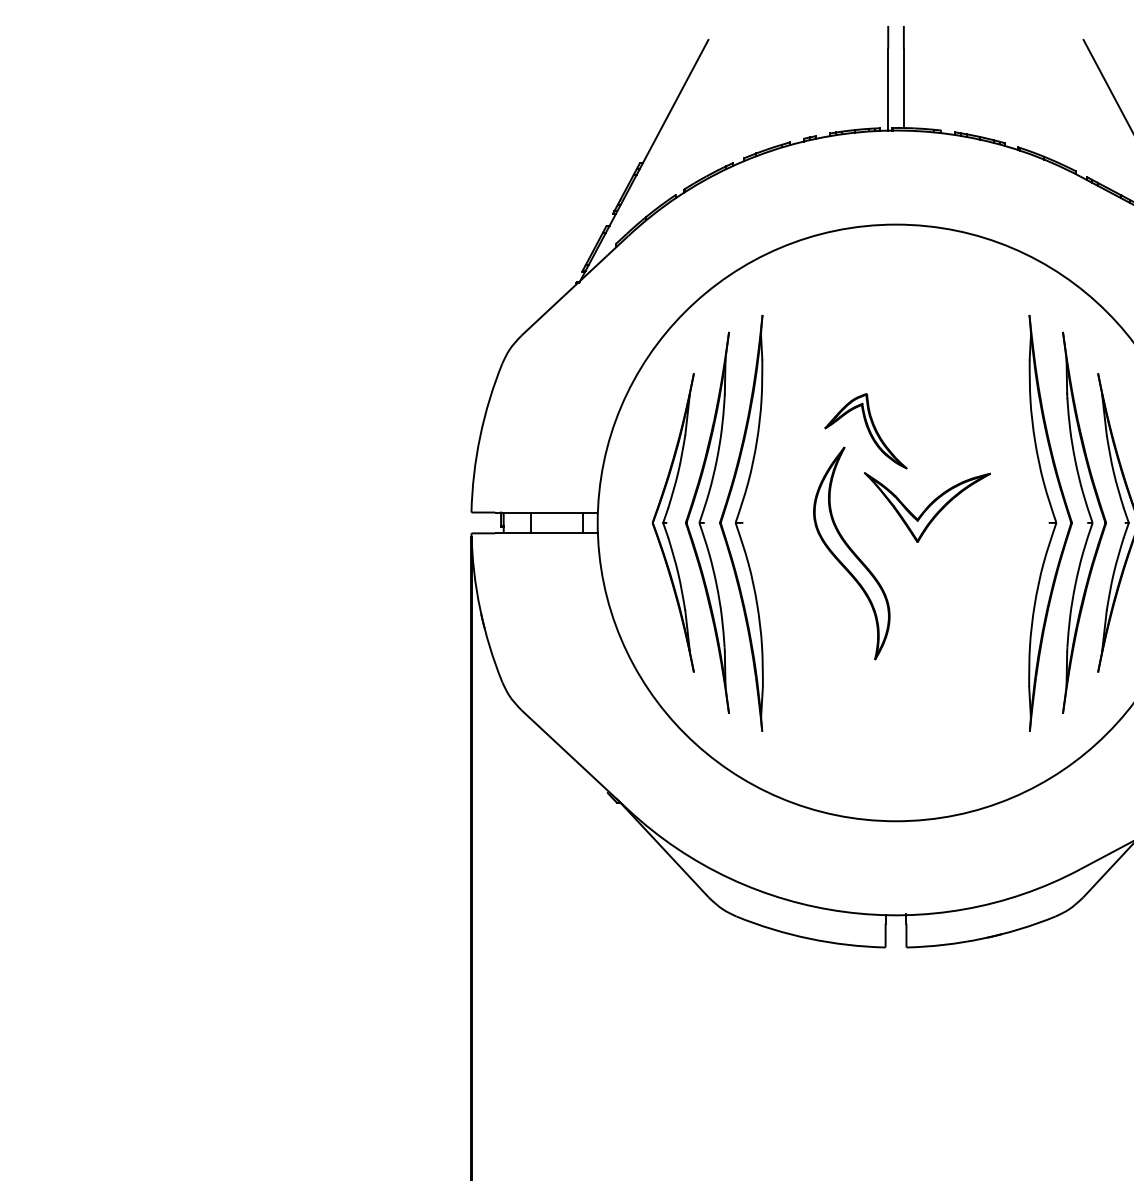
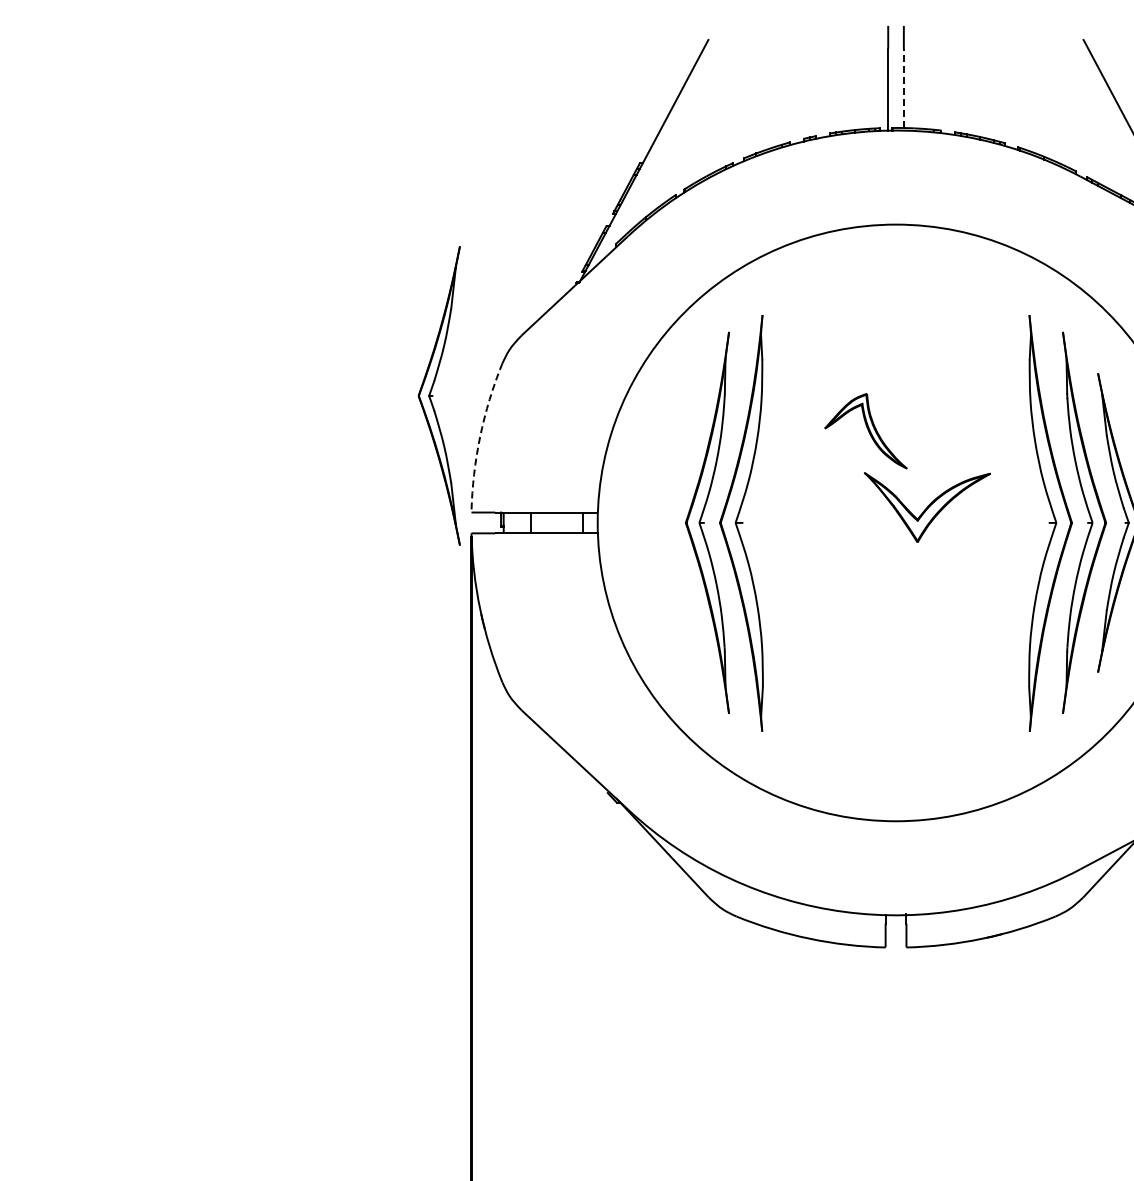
line: solid -> dashed (903, 88)
arc: solid -> dashed (480, 436)
part position: (672, 522) -> (438, 395) (438, 395)
part: present -> none (851, 553)
